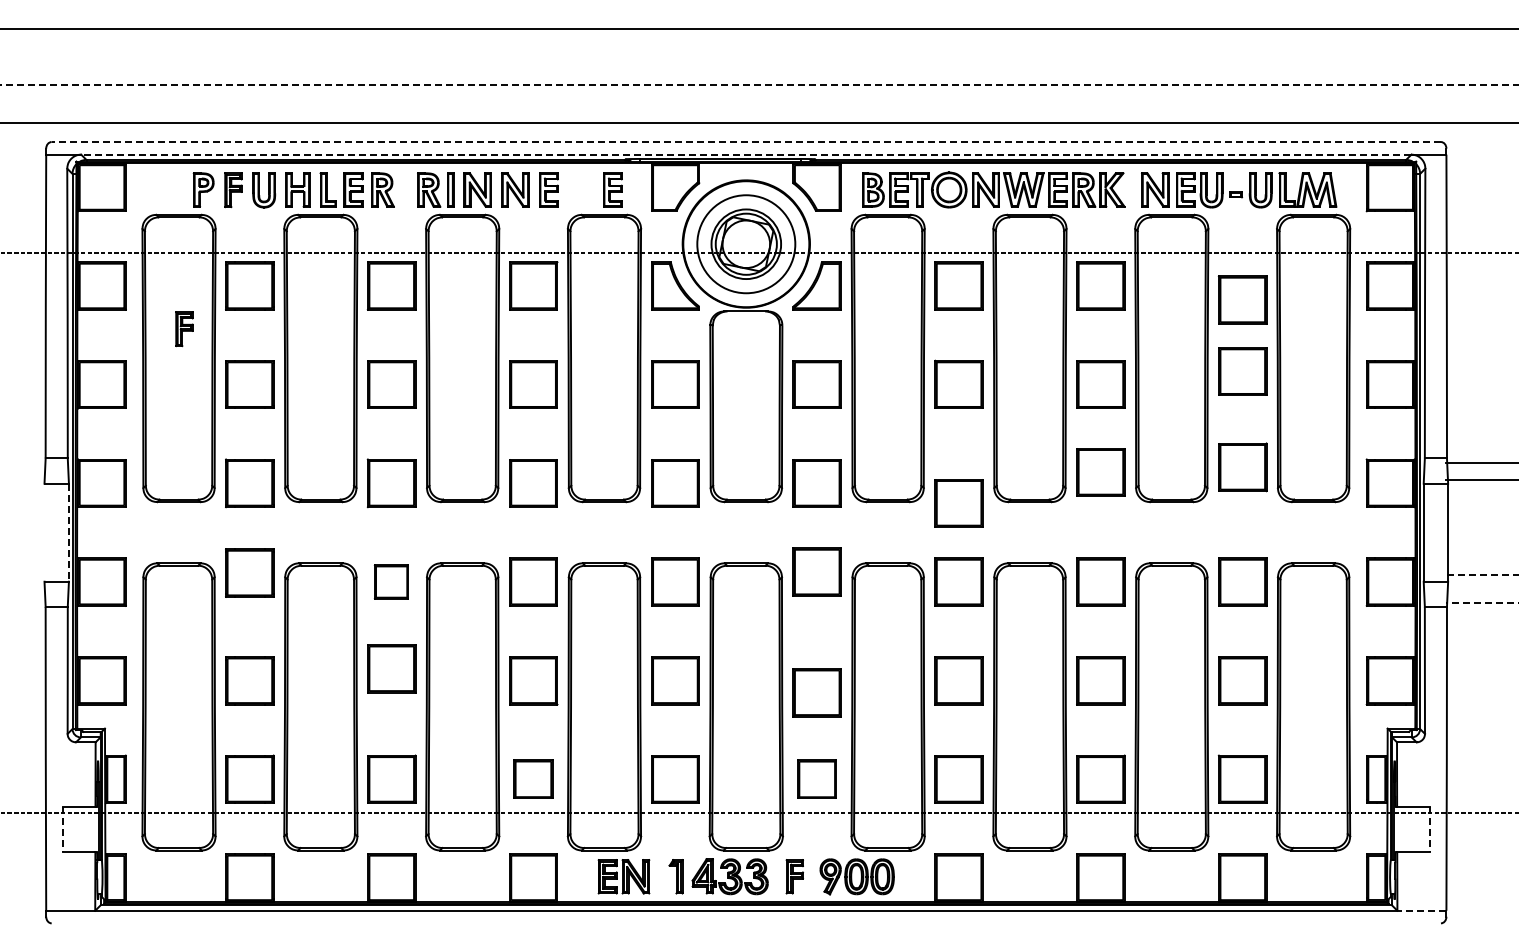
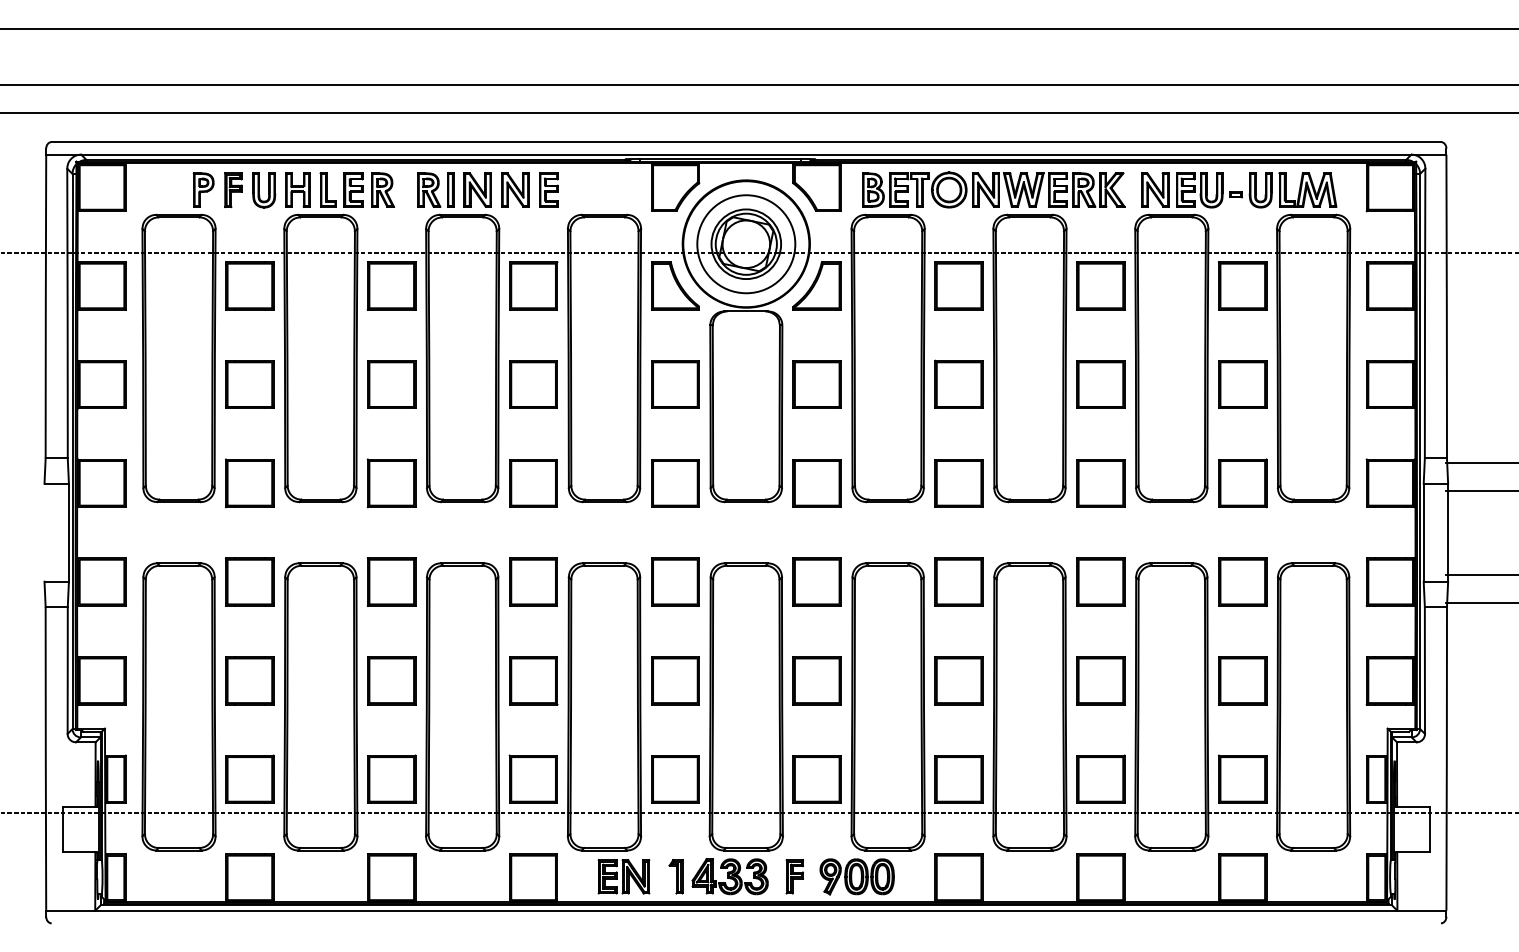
line: dashed -> solid (759, 84)
line position: (758, 122) -> (758, 112) (758, 112)
line: dashed -> solid (746, 142)
line: dashed -> solid (745, 154)
part: present -> none (612, 189)
part position: (1242, 299) -> (1242, 285) (1242, 285)
part: present -> none (184, 329)
part position: (1242, 371) -> (1242, 384) (1242, 384)
part position: (1242, 467) -> (1242, 483) (1242, 483)
part position: (1100, 472) -> (1100, 483) (1100, 483)
line position: (1480, 479) -> (1480, 490) (1480, 490)
part position: (958, 503) -> (958, 483) (958, 483)
line: dashed -> solid (68, 533)
part position: (816, 571) -> (816, 581) (816, 581)
part position: (249, 572) -> (249, 581) (249, 581)
line: dashed -> solid (1482, 574)
part size: 36x36 px -> 51x50 px (391, 581)
line: dashed -> solid (1482, 602)
part position: (391, 668) -> (391, 680) (391, 680)
part position: (816, 692) -> (816, 680) (816, 680)
part size: 41x40 px -> 50x50 px (532, 778)
part size: 40x40 px -> 50x49 px (816, 779)
line: dashed -> solid (63, 830)
line: dashed -> solid (1429, 830)
line: dashed -> solid (1421, 910)
